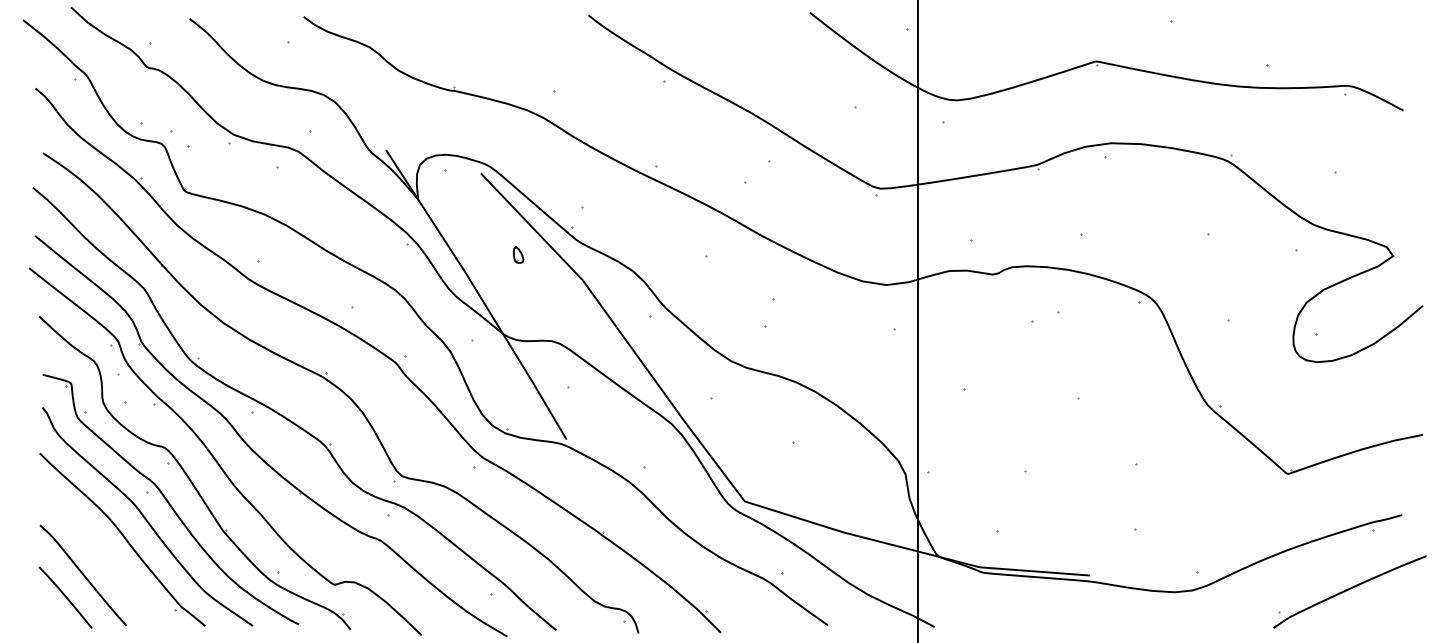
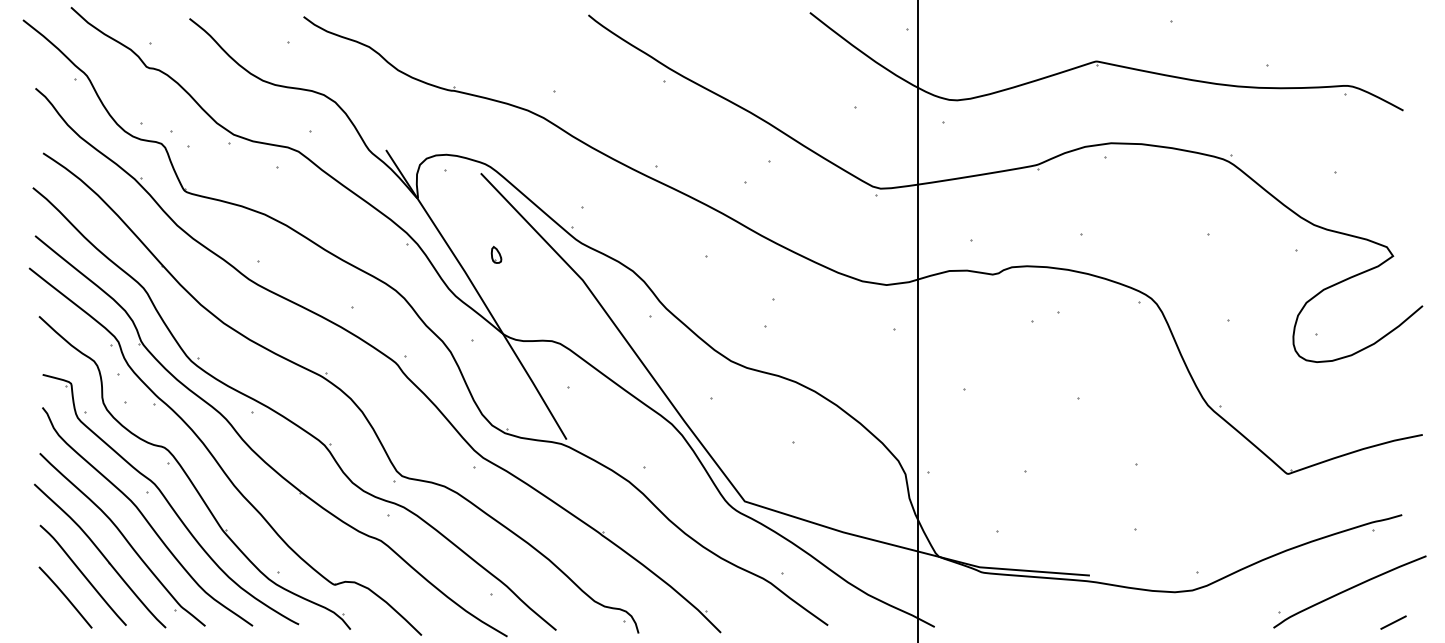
part position: (518, 254) -> (496, 254) (496, 254)
part: none -> present (100, 555)
line: none -> present (1393, 622)
